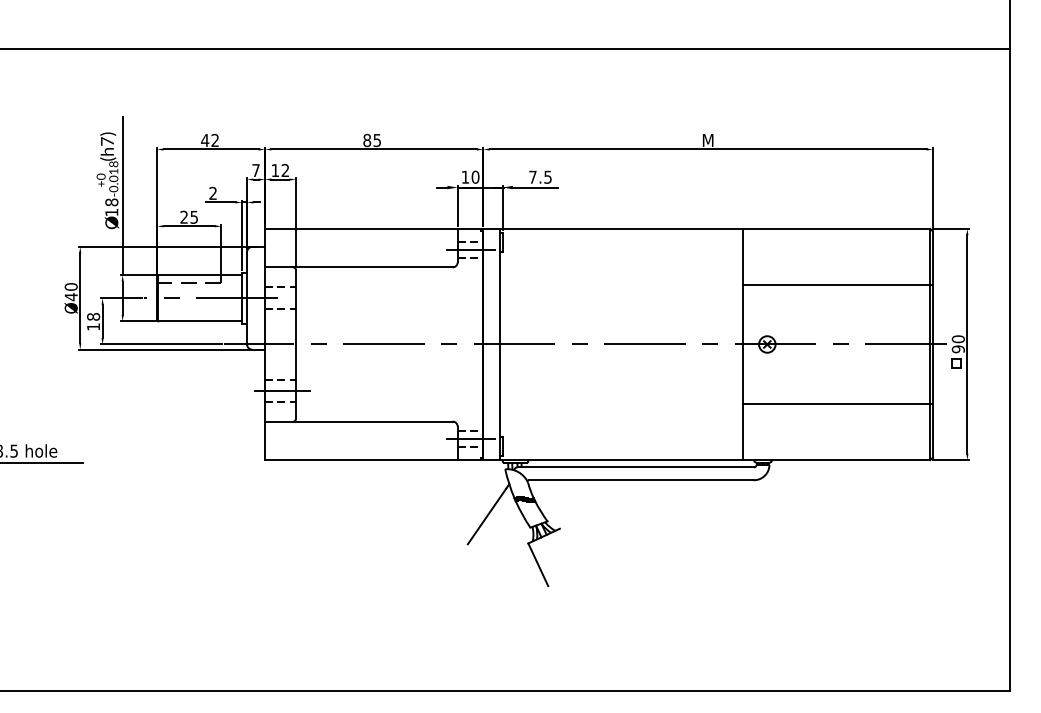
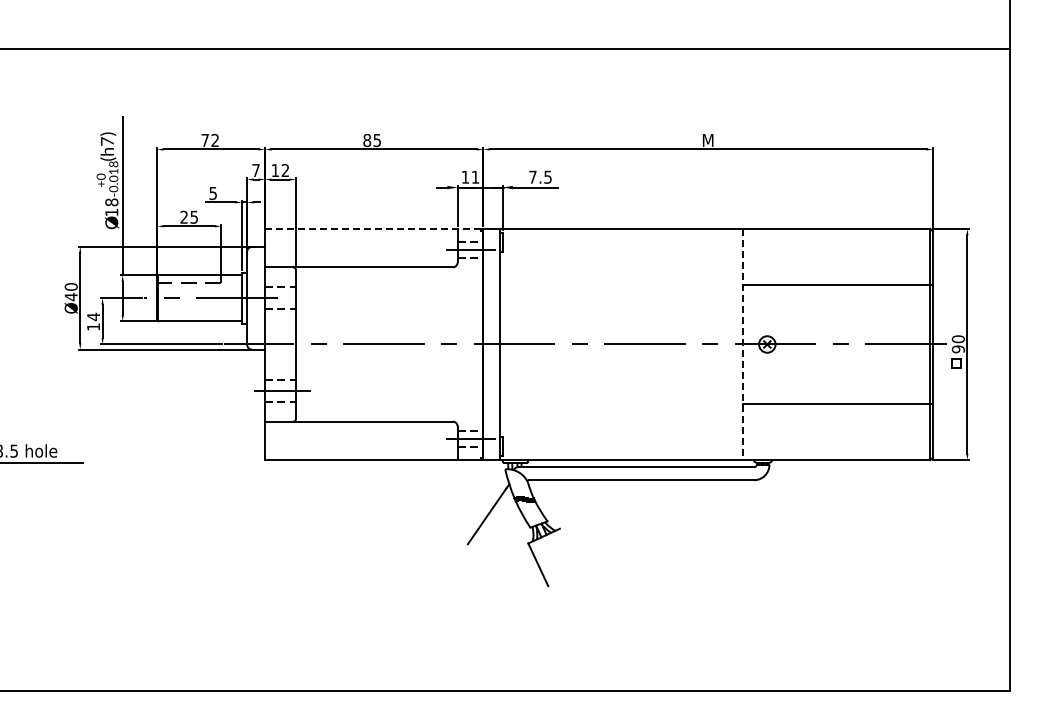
text: 42 -> 72 (205, 140)
text: 10 -> 11 (475, 176)
text: 2 -> 5 (212, 193)
line: solid -> dashed (372, 228)
text: 18 -> 14 (93, 316)
line: solid -> dashed (743, 344)
